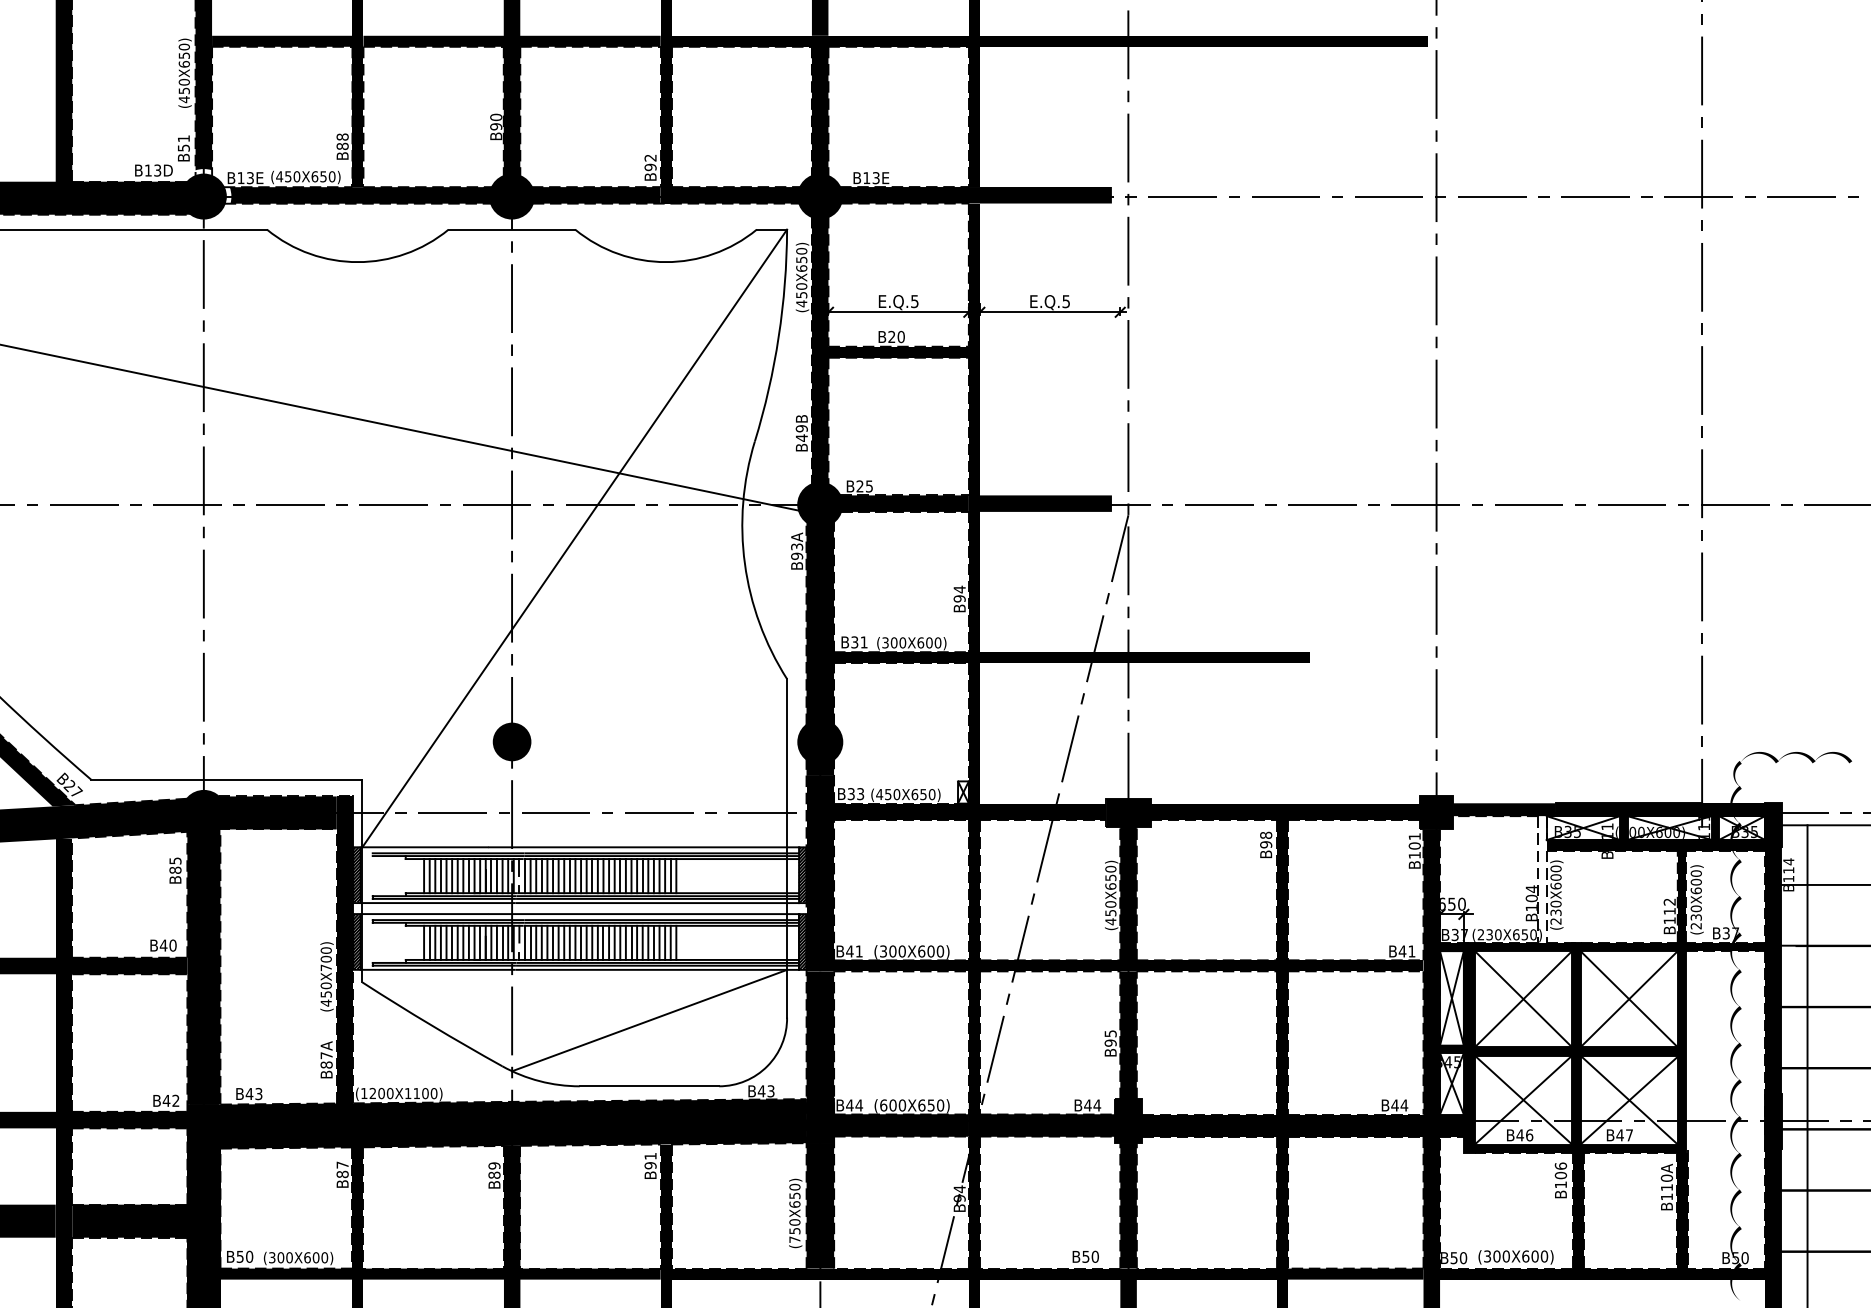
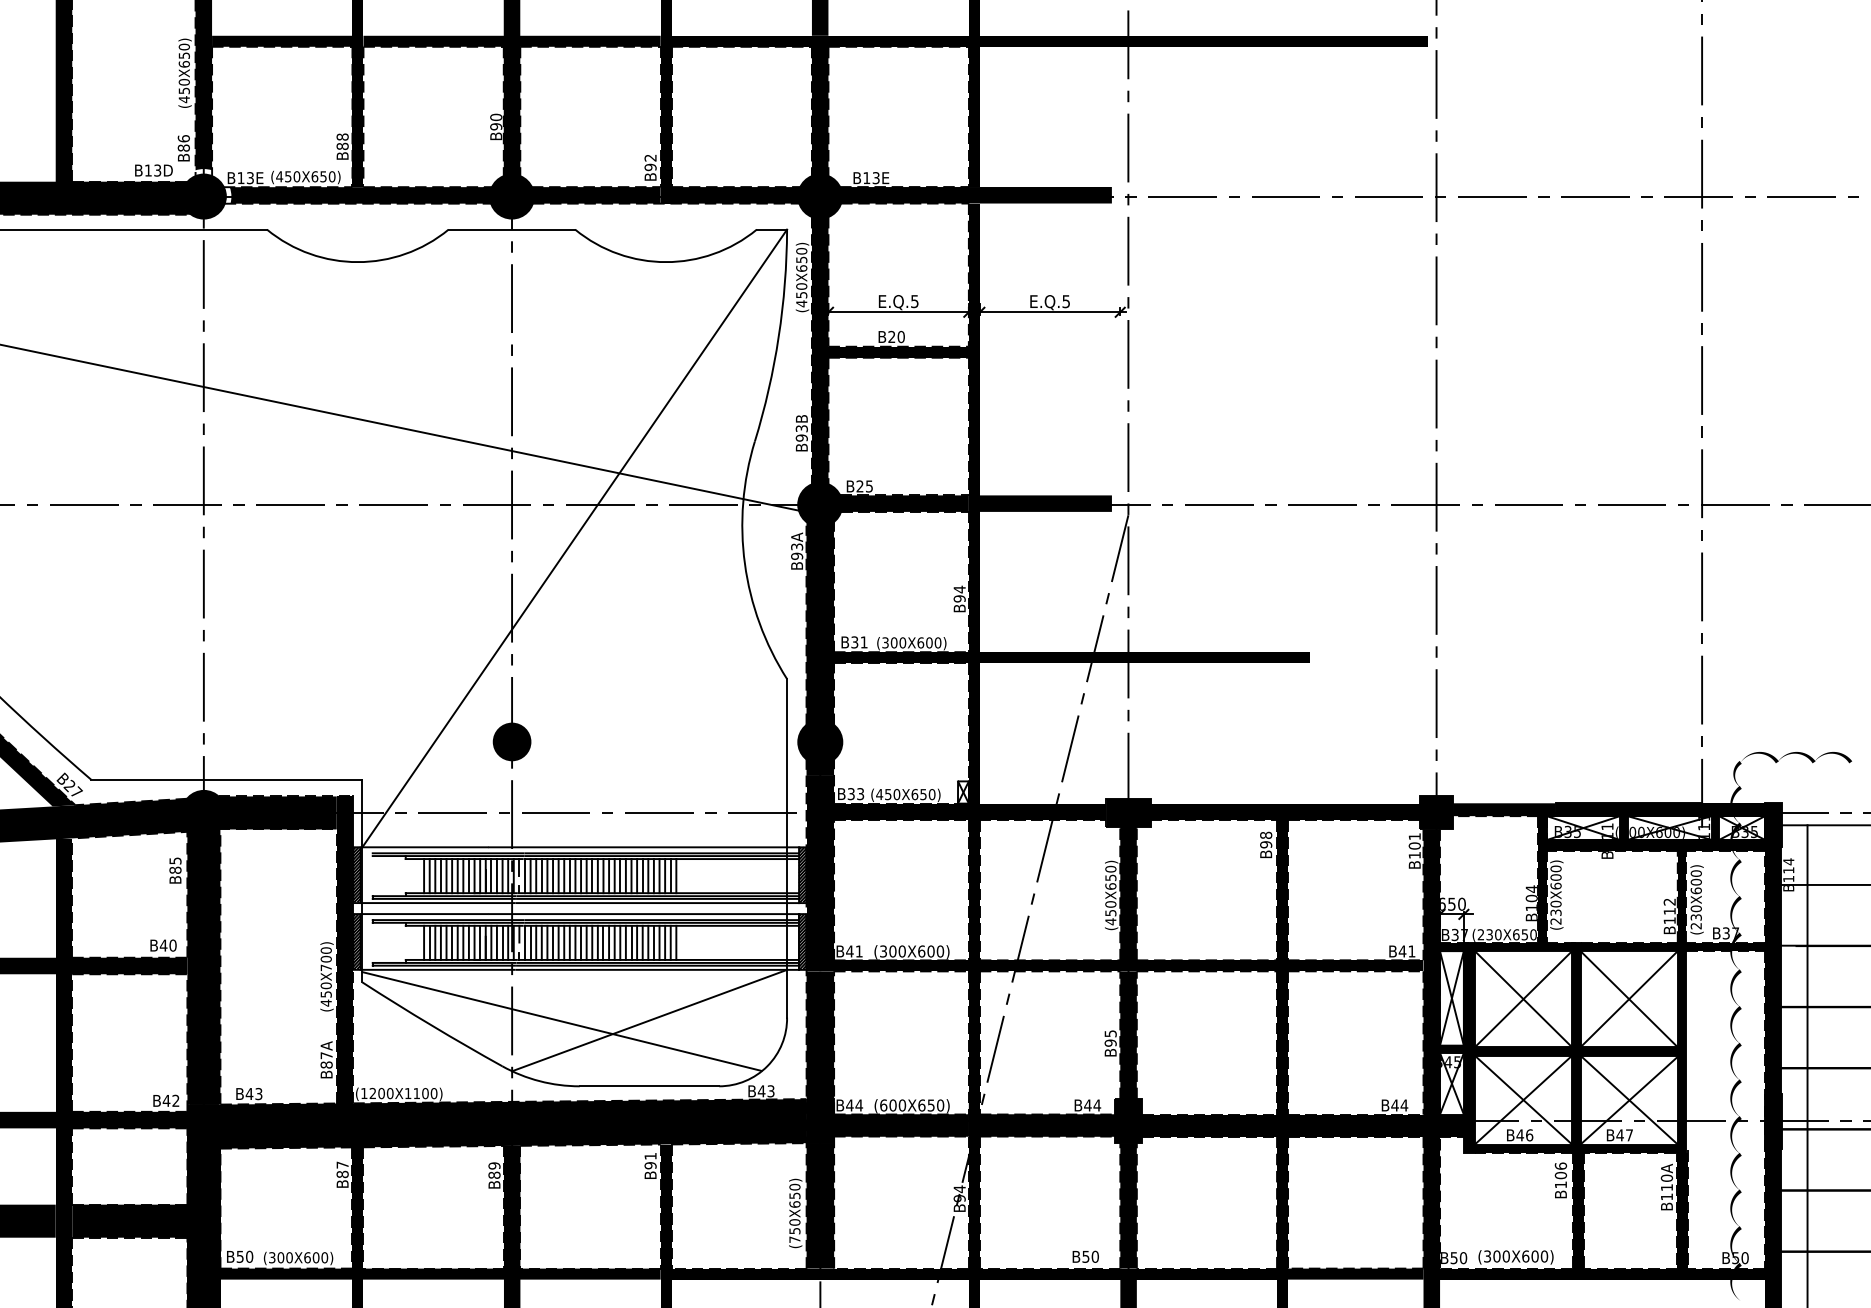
text: B51 -> B86 (183, 143)
text: B49B -> B93B (801, 433)
fill: none -> present (1542, 879)
line: none -> present (561, 1021)
